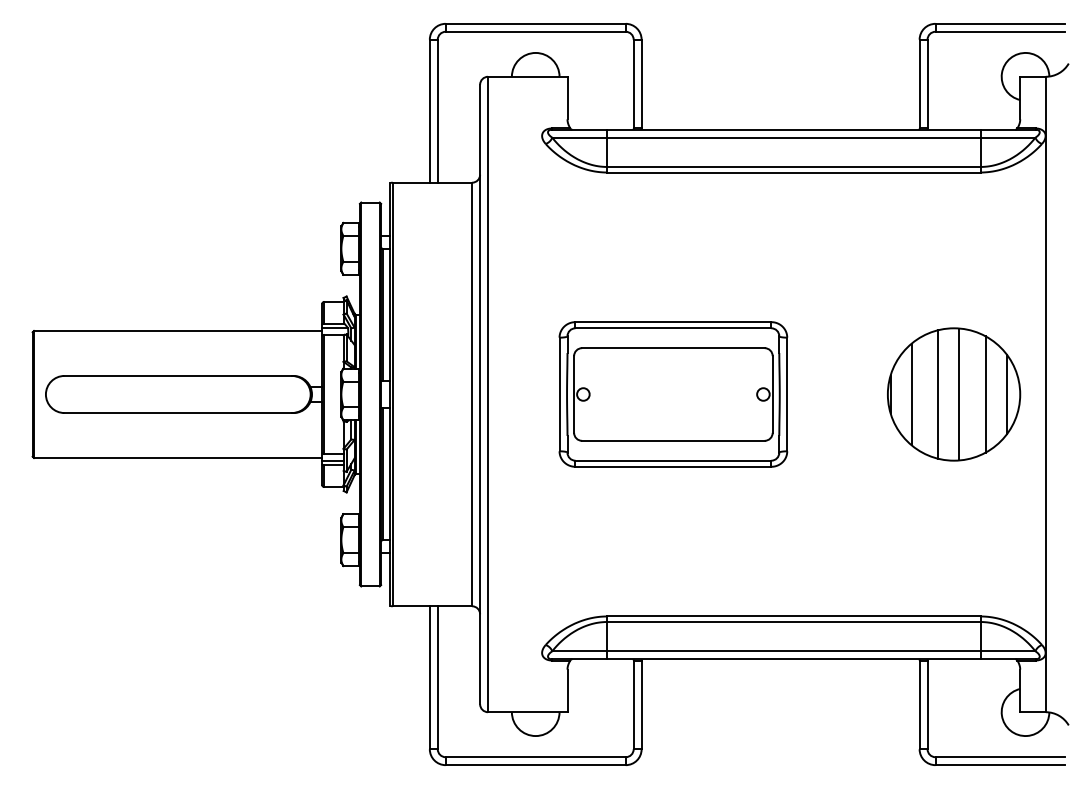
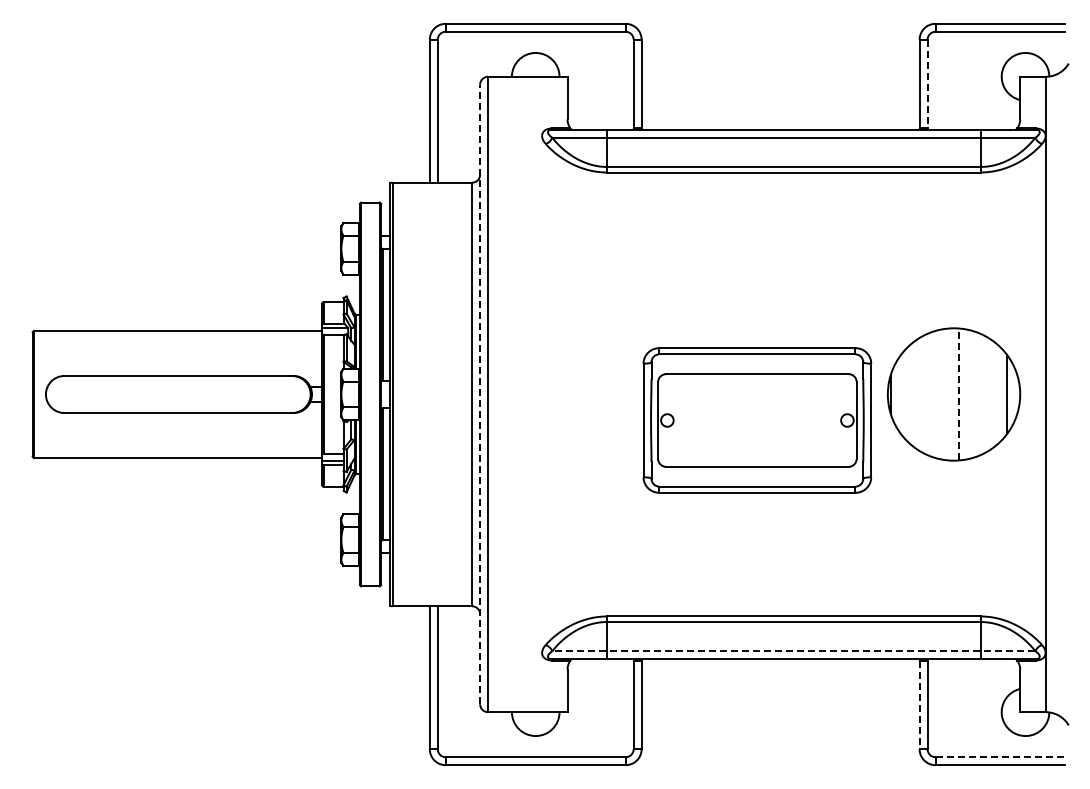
line: solid -> dashed (927, 84)
line: solid -> dashed (480, 394)
part position: (673, 394) -> (757, 420) (757, 420)
line: present -> none (911, 394)
line: present -> none (938, 394)
line: solid -> dashed (959, 394)
line: present -> none (985, 394)
line: solid -> dashed (793, 651)
line: solid -> dashed (919, 705)
line: solid -> dashed (1000, 757)
